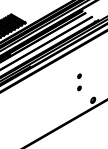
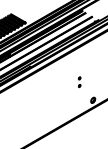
part size: 5x19 px -> 4x12 px (79, 81)
